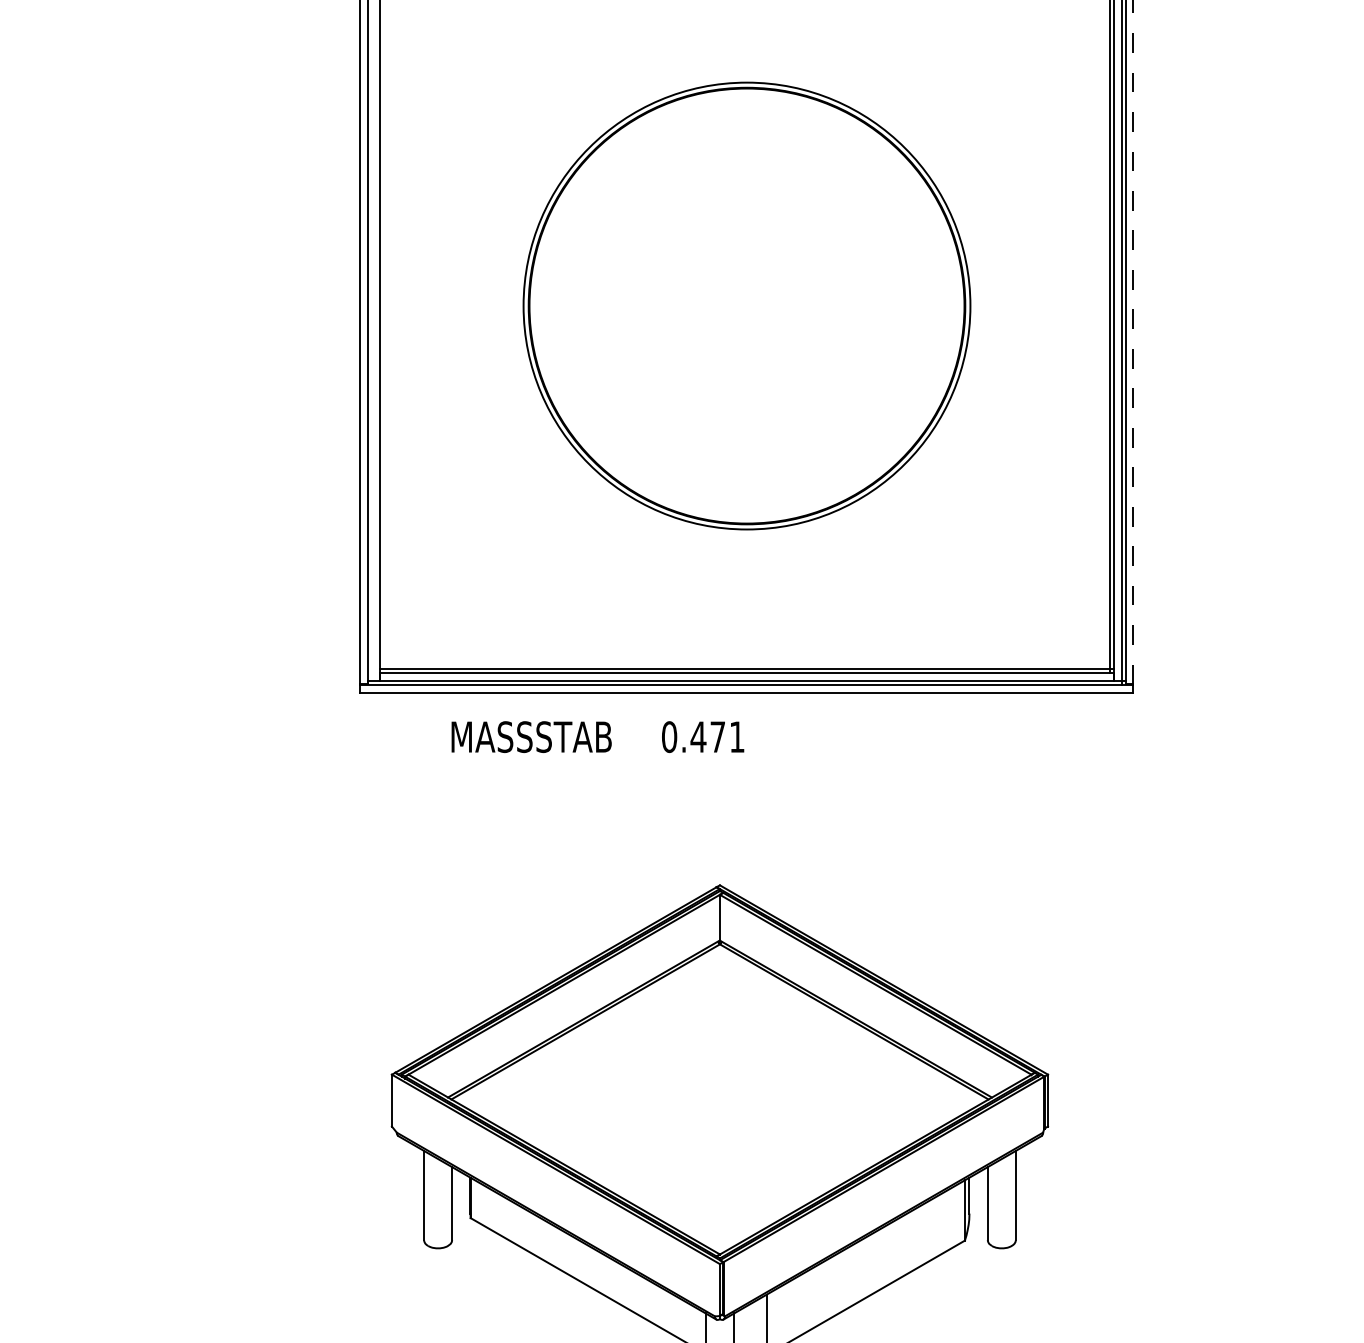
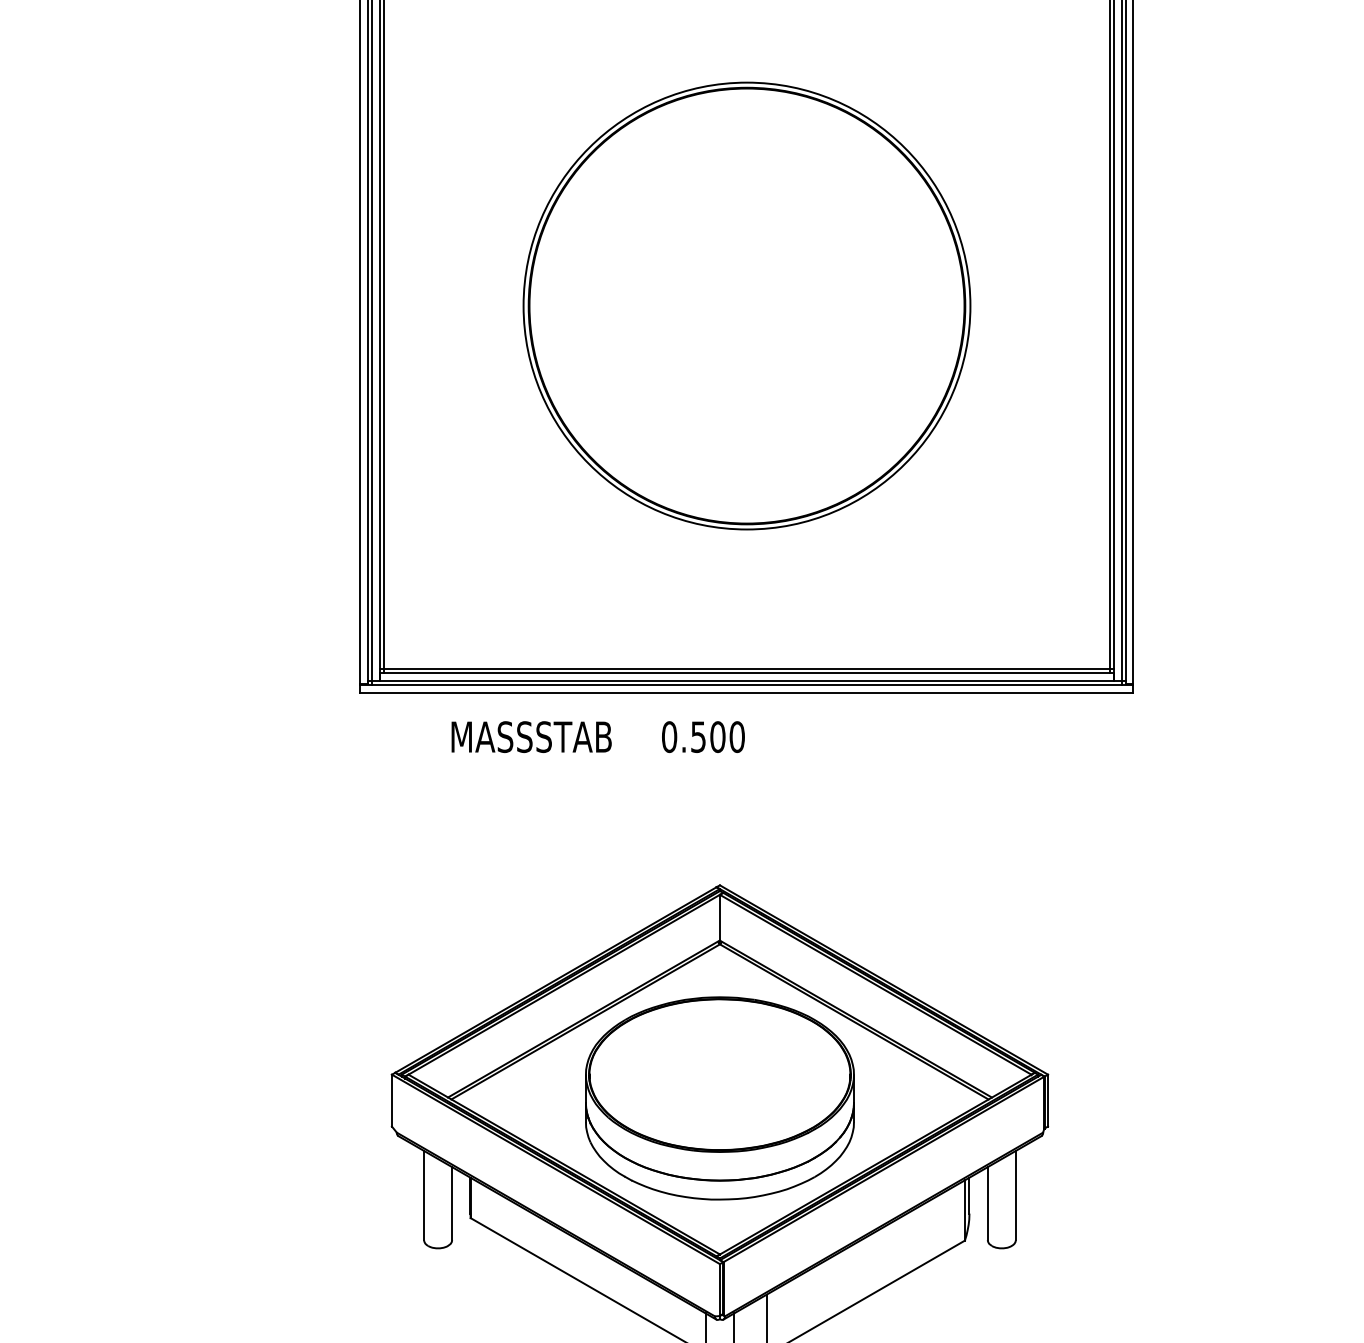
line: none -> present (383, 337)
line: dashed -> solid (1133, 342)
line: none -> present (372, 343)
text: 0.471 -> 0.500 (717, 737)
part: none -> present (719, 1098)
